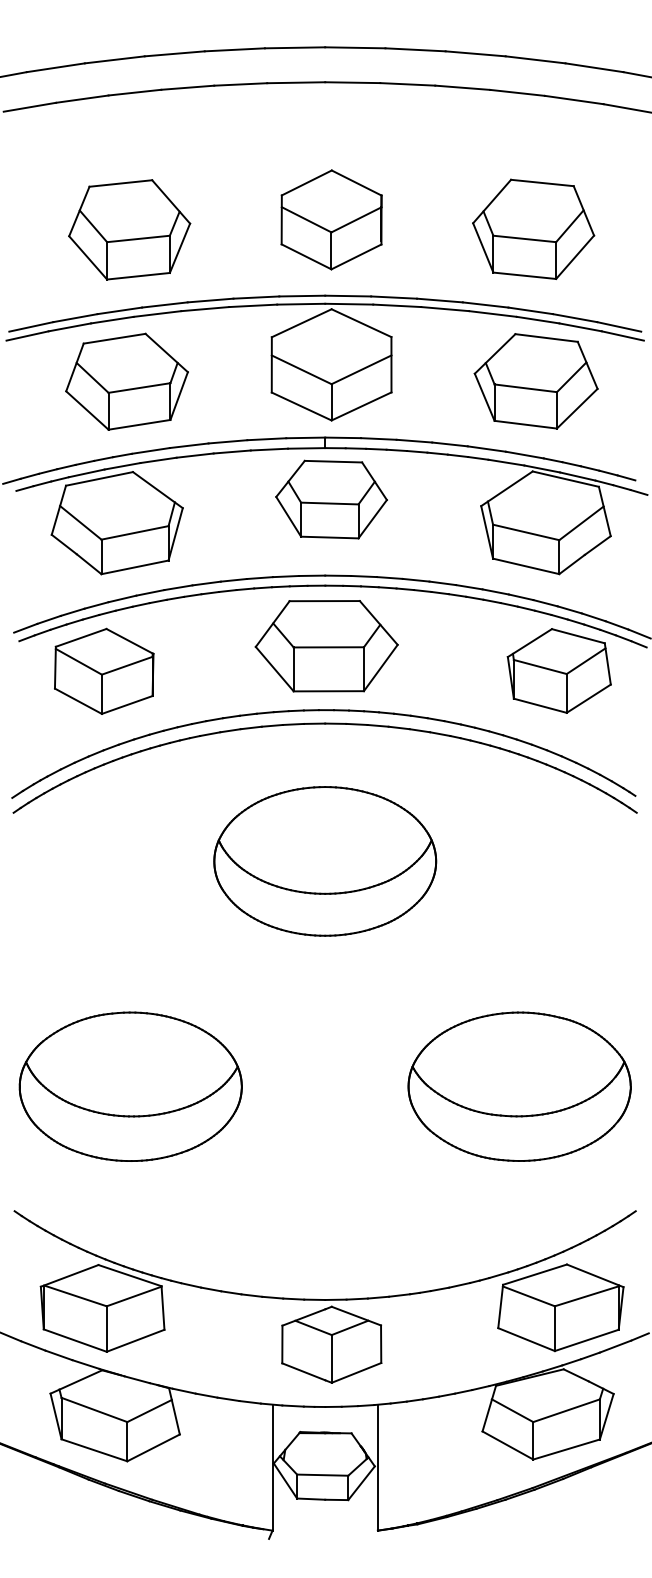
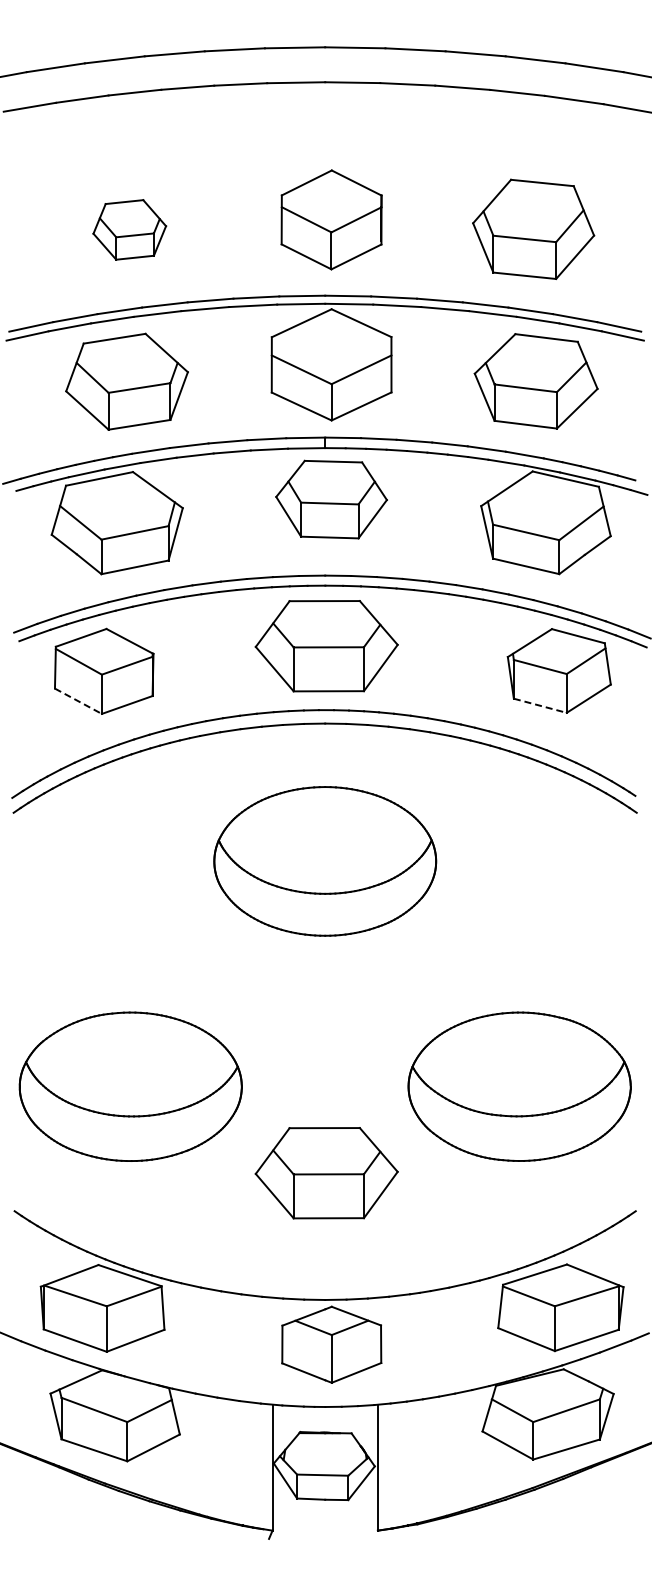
part size: 124x102 px -> 76x62 px (129, 229)
line: solid -> dashed (78, 701)
line: solid -> dashed (540, 705)
part: none -> present (326, 1173)
